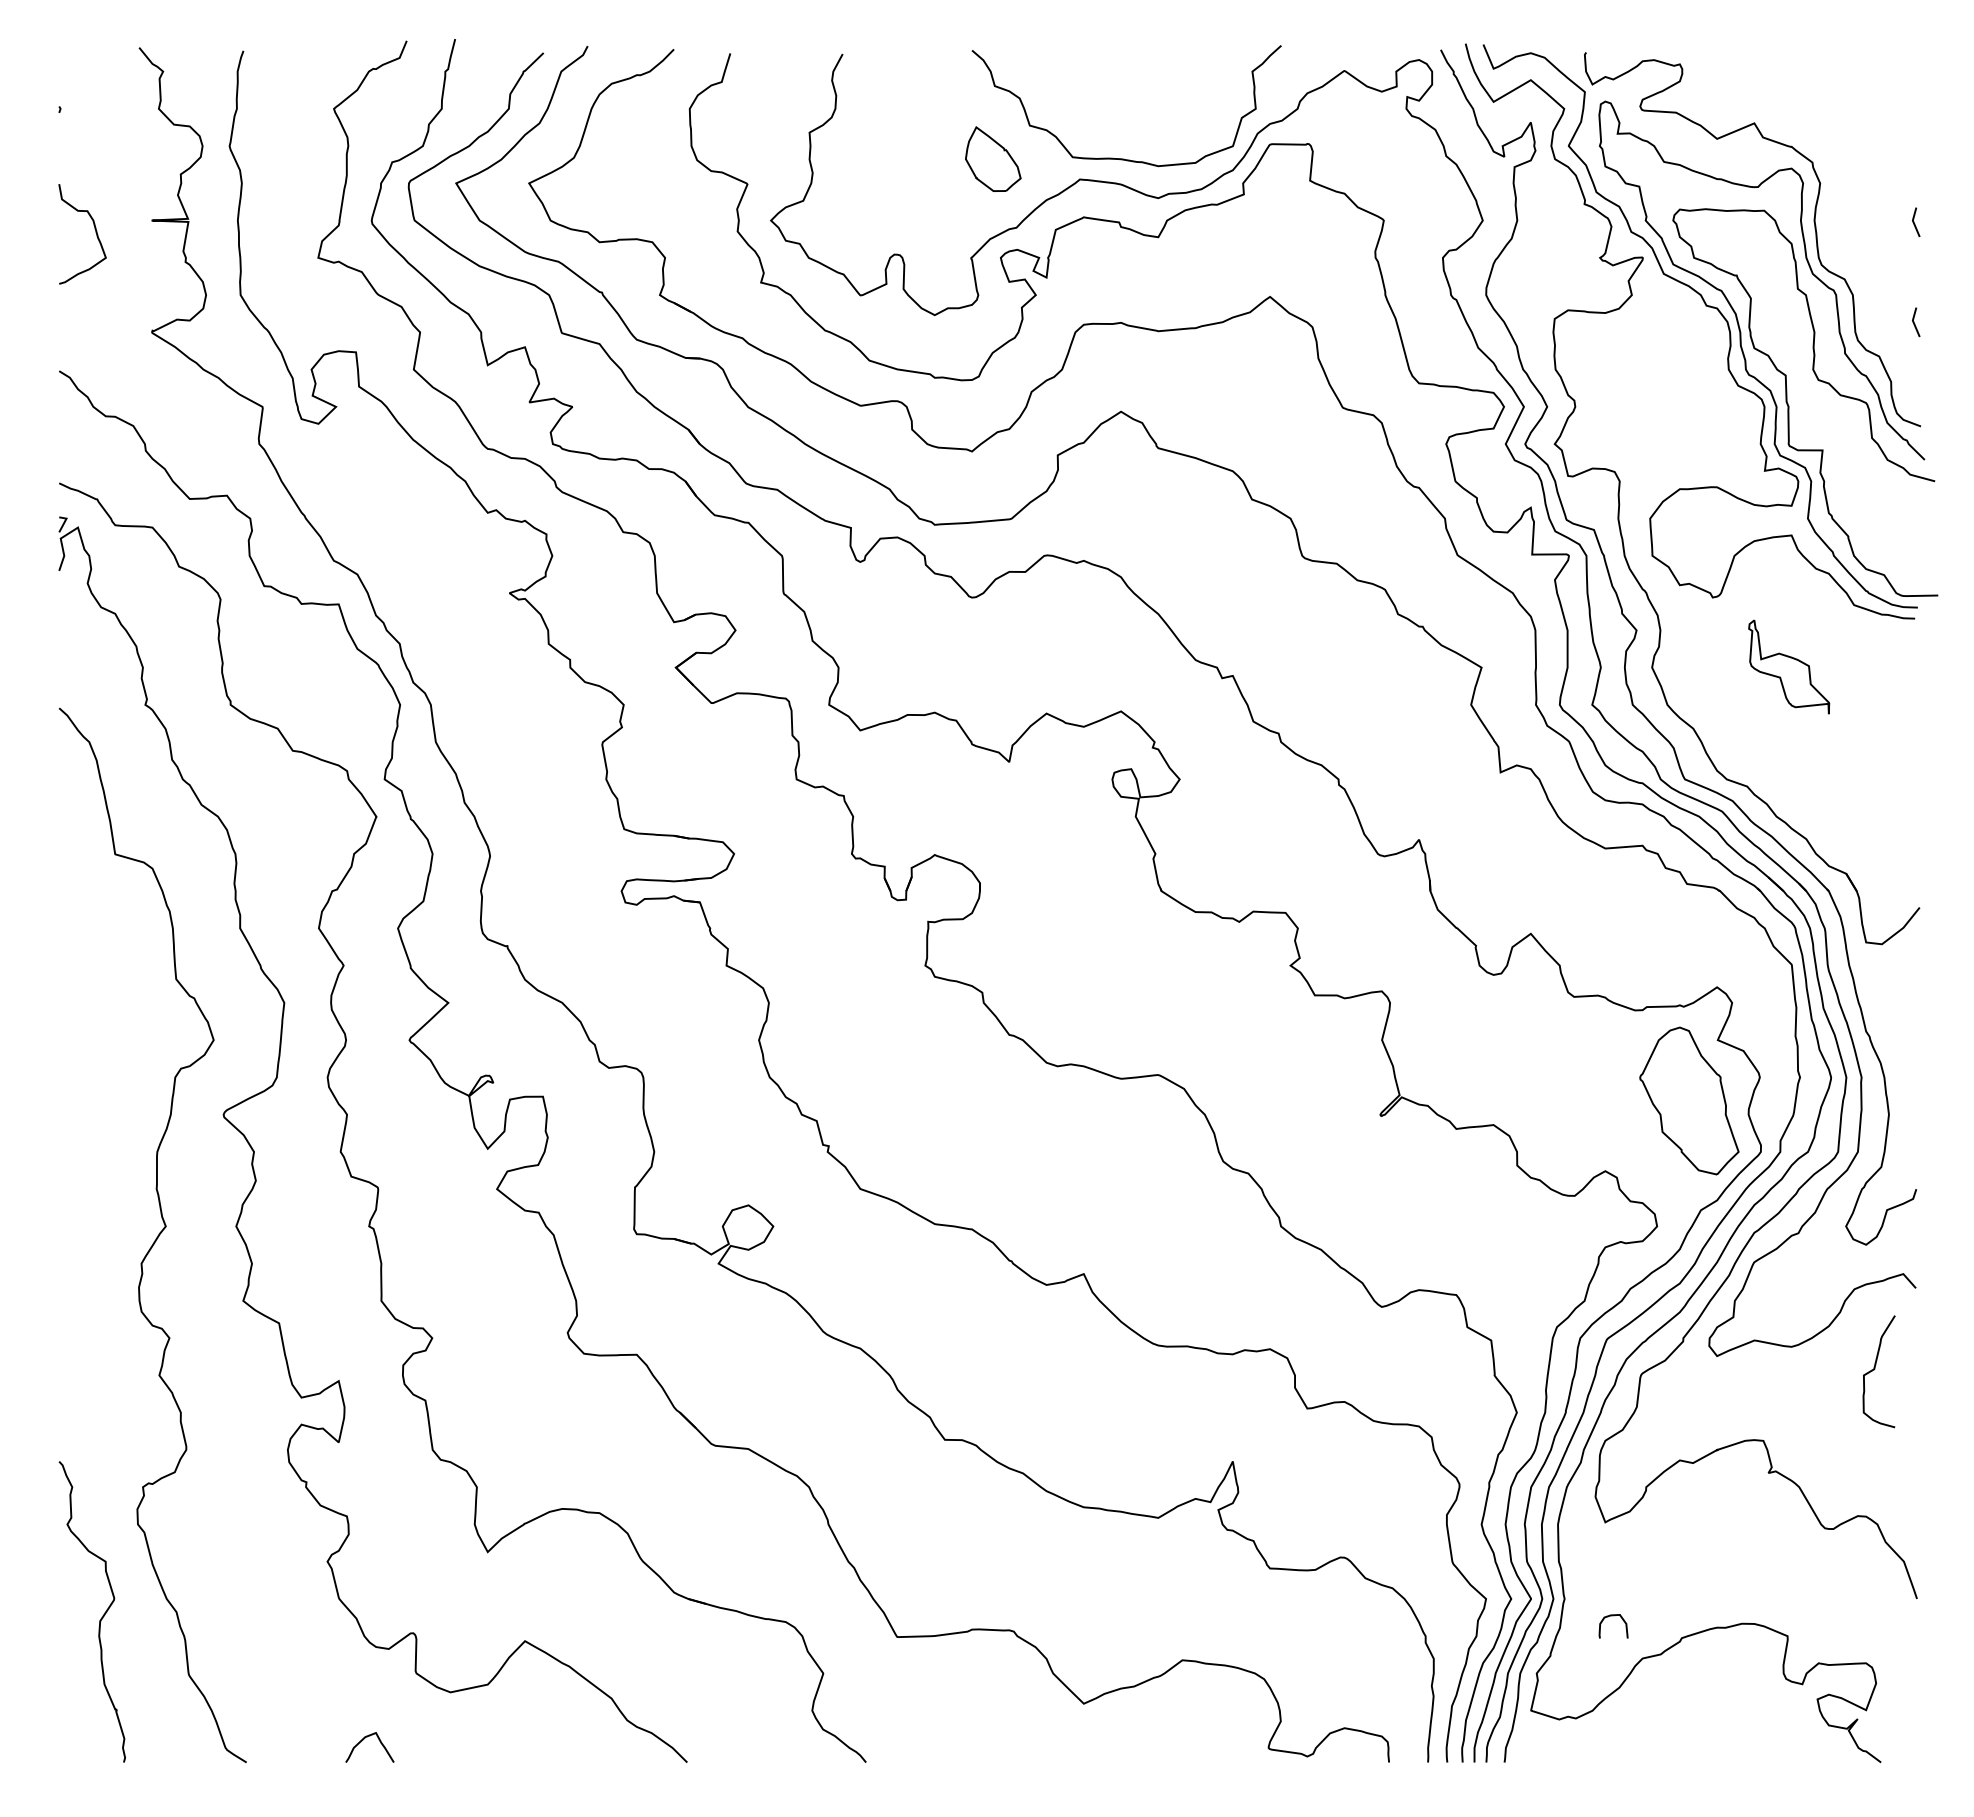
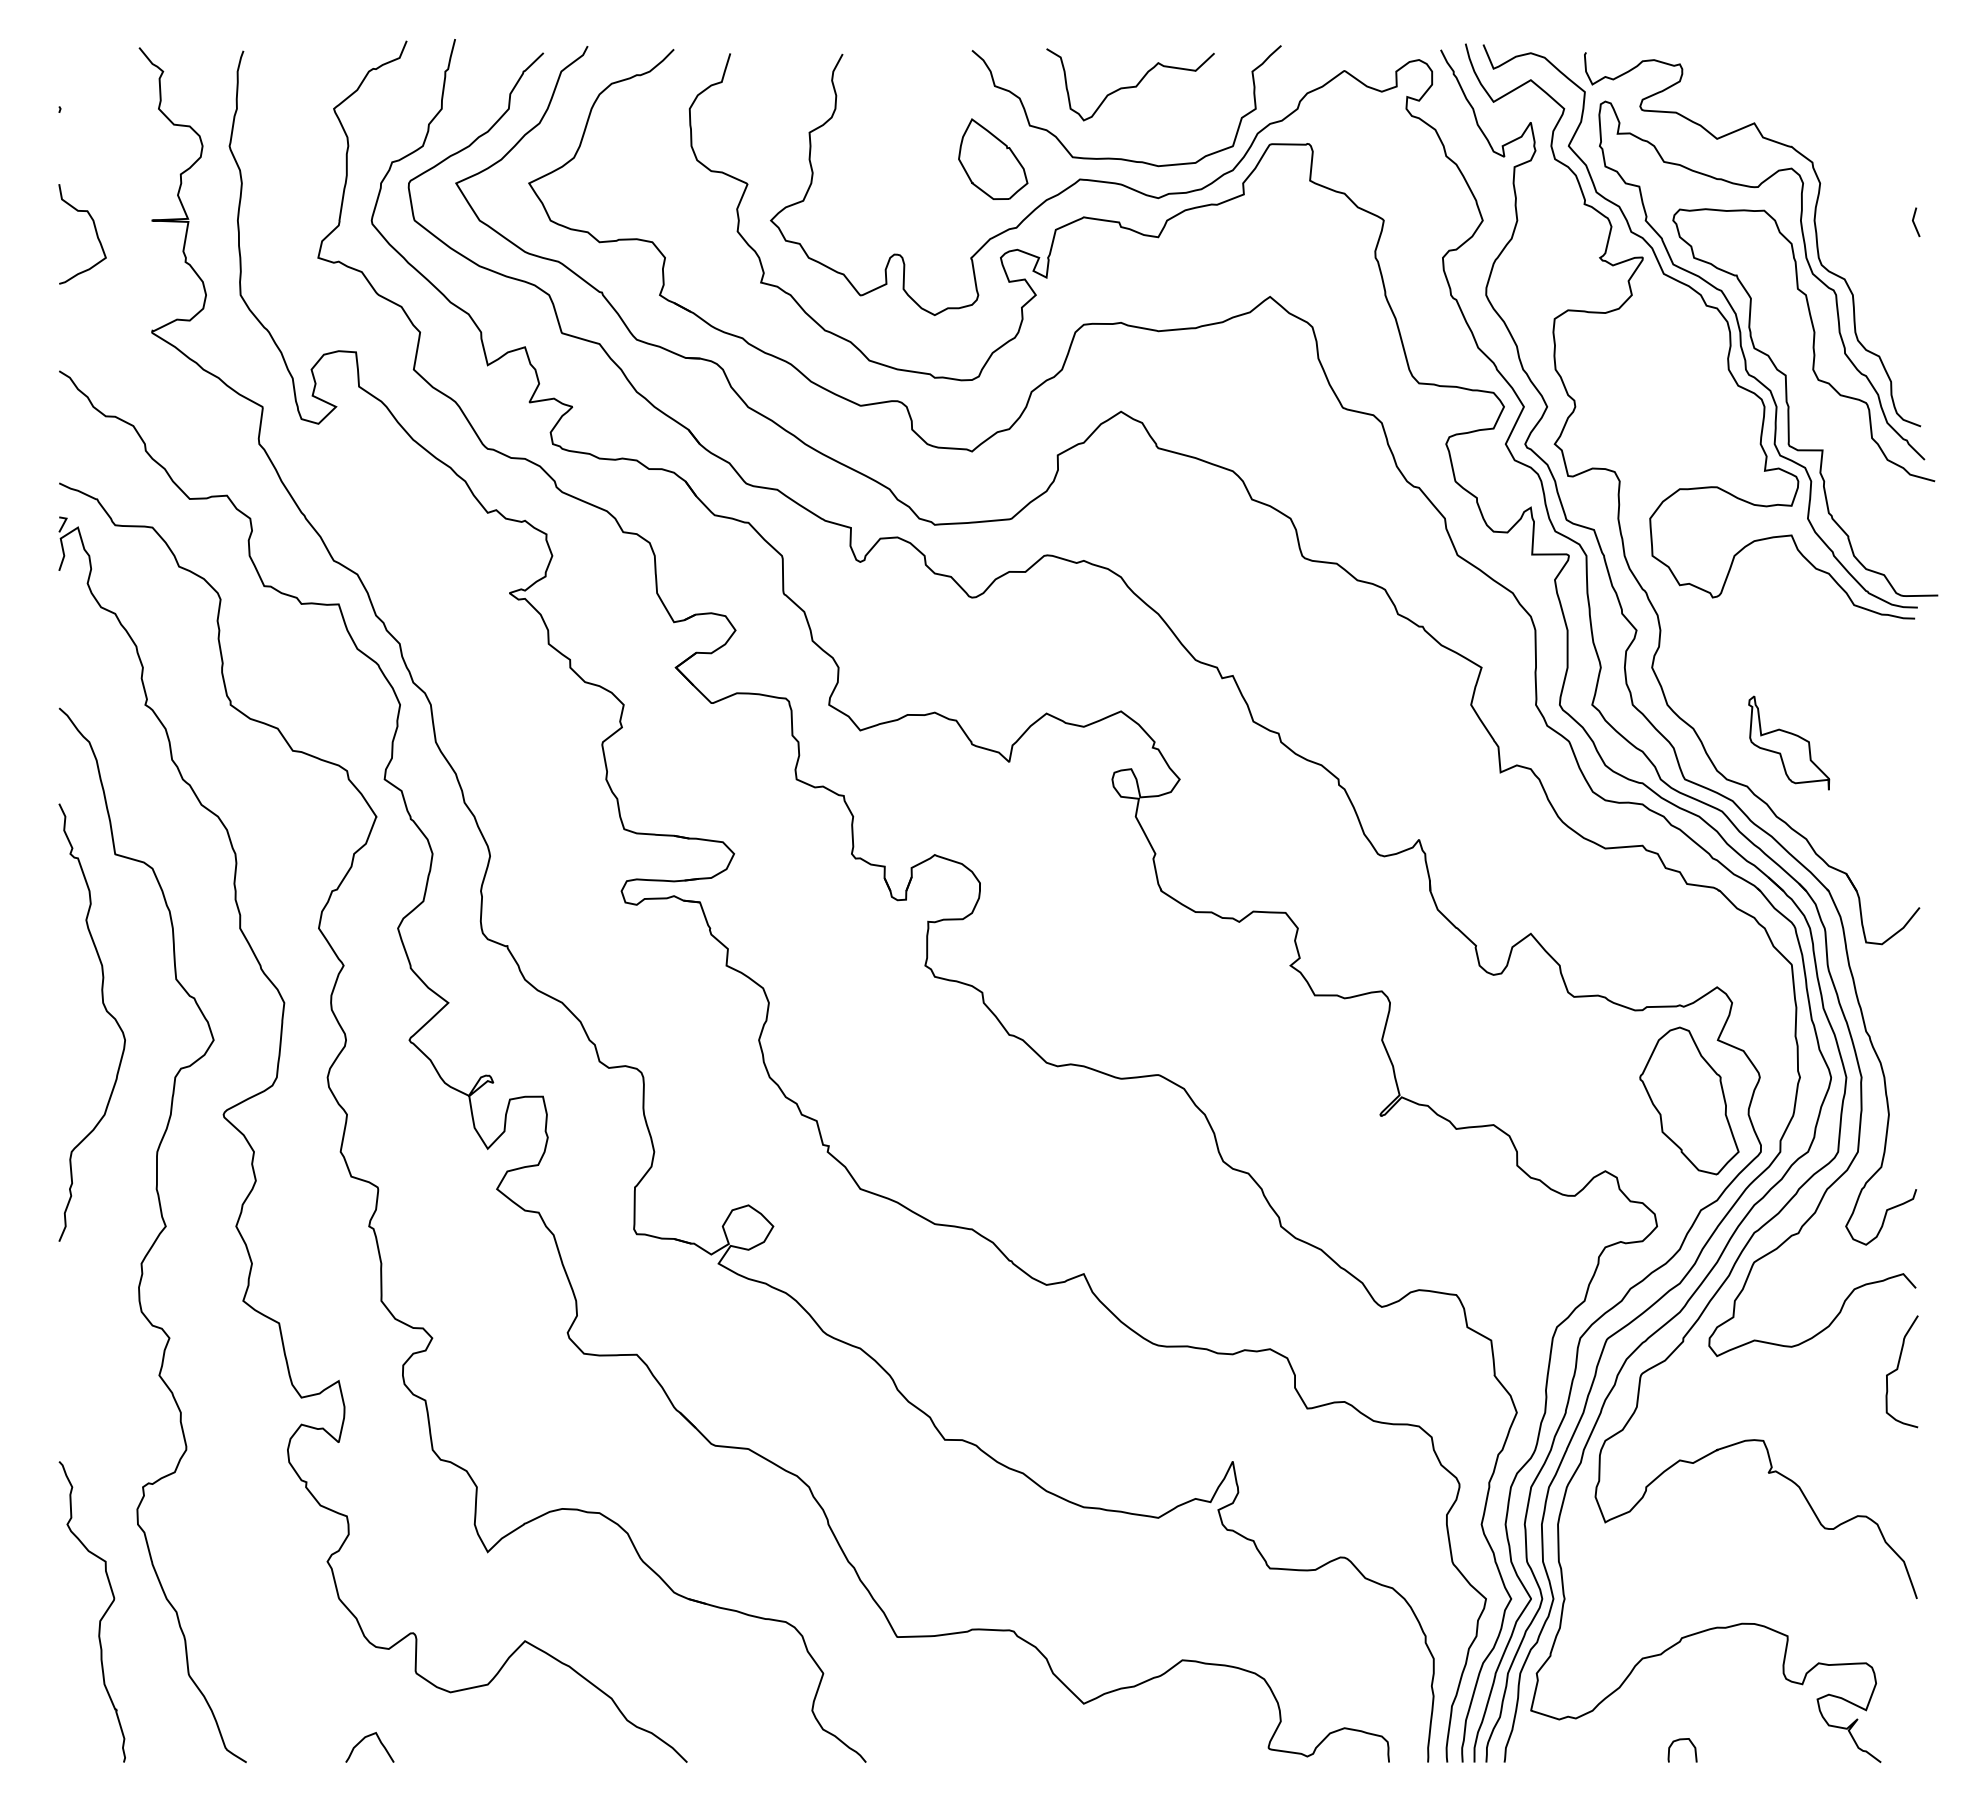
curve: none -> present (1130, 86)
part size: 57x66 px -> 71x82 px (993, 158)
line: present -> none (1914, 322)
part position: (1789, 666) -> (1789, 742) (1789, 742)
curve: none -> present (106, 1012)
curve position: (1875, 1369) -> (1898, 1369) (1898, 1369)
curve position: (1613, 1616) -> (1682, 1740) (1682, 1740)
